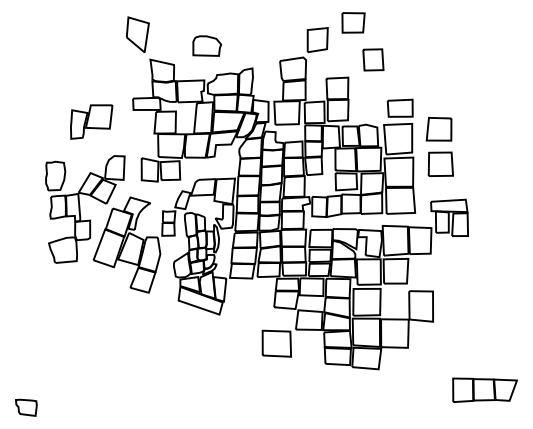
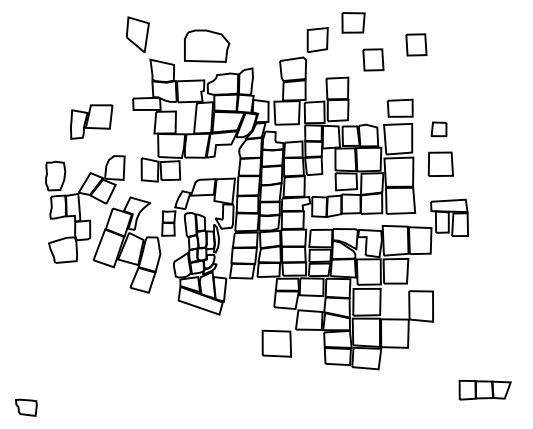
part: none -> present (416, 44)
part size: 31x22 px -> 47x34 px (207, 45)
part size: 28x25 px -> 18x17 px (438, 129)
part size: 67x26 px -> 54x22 px (484, 389)
